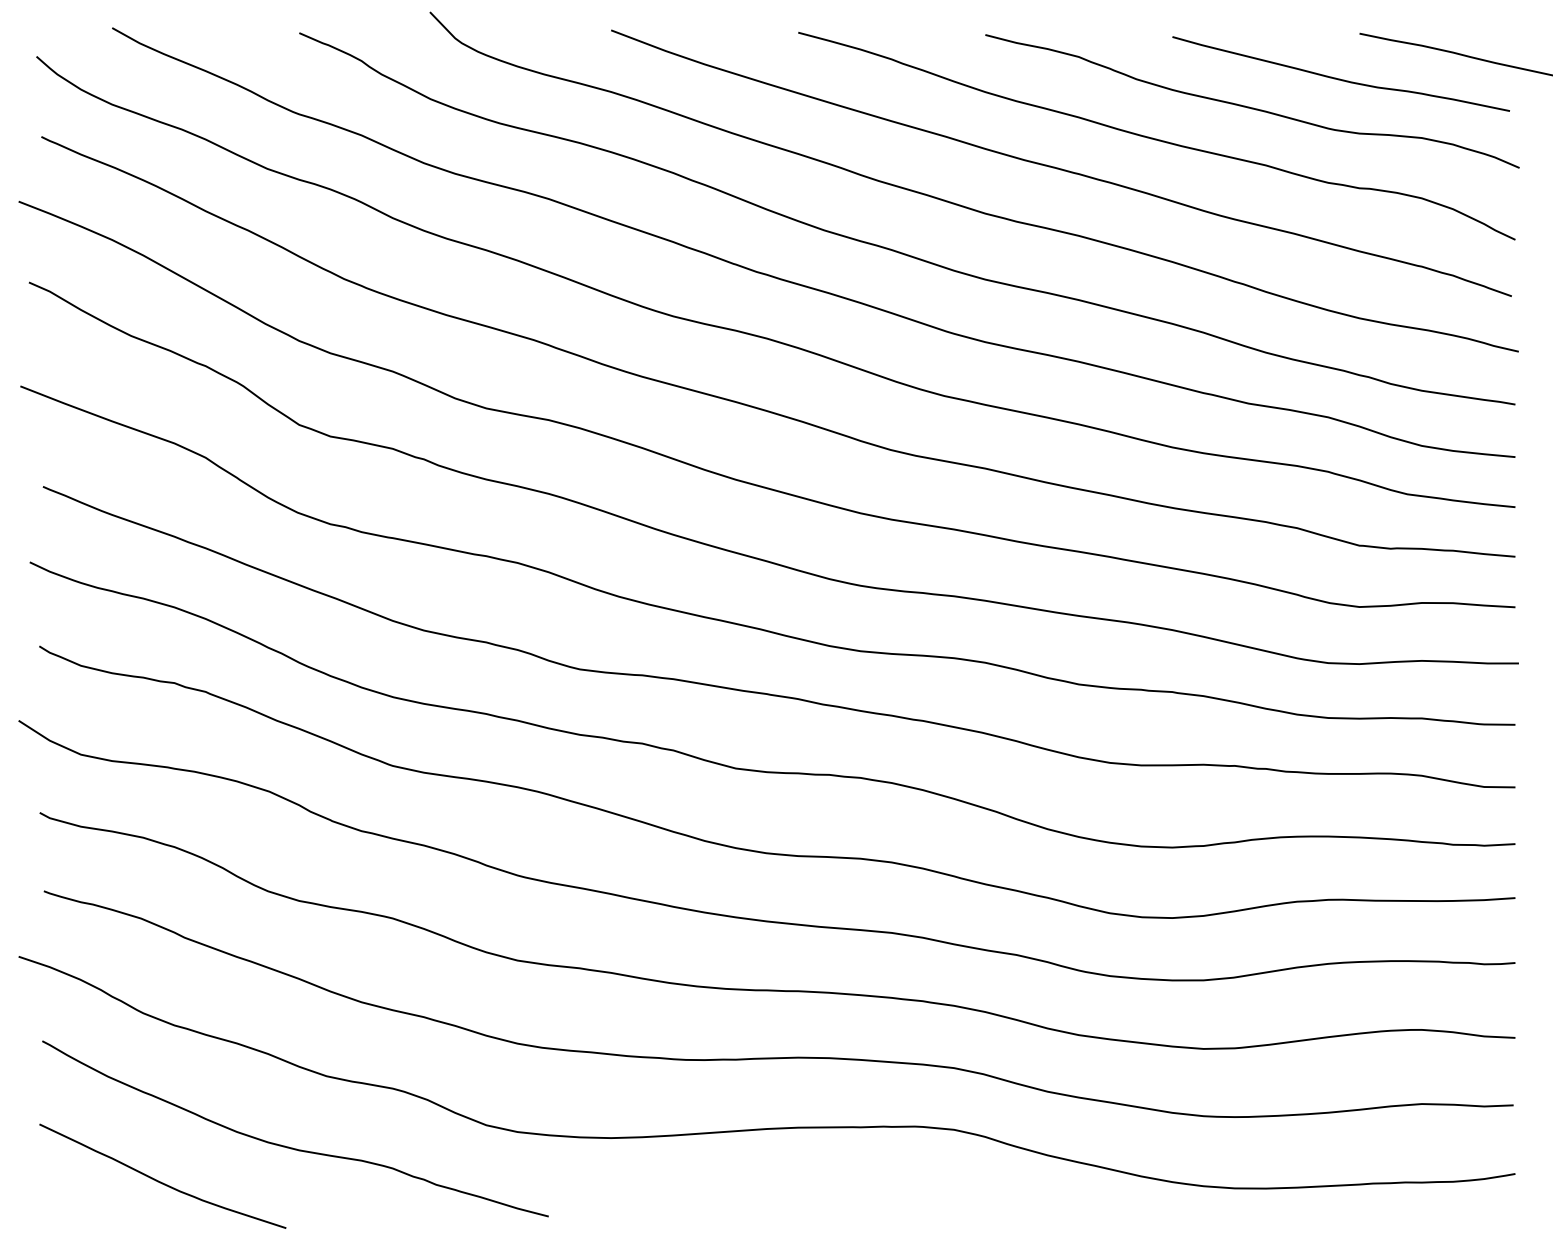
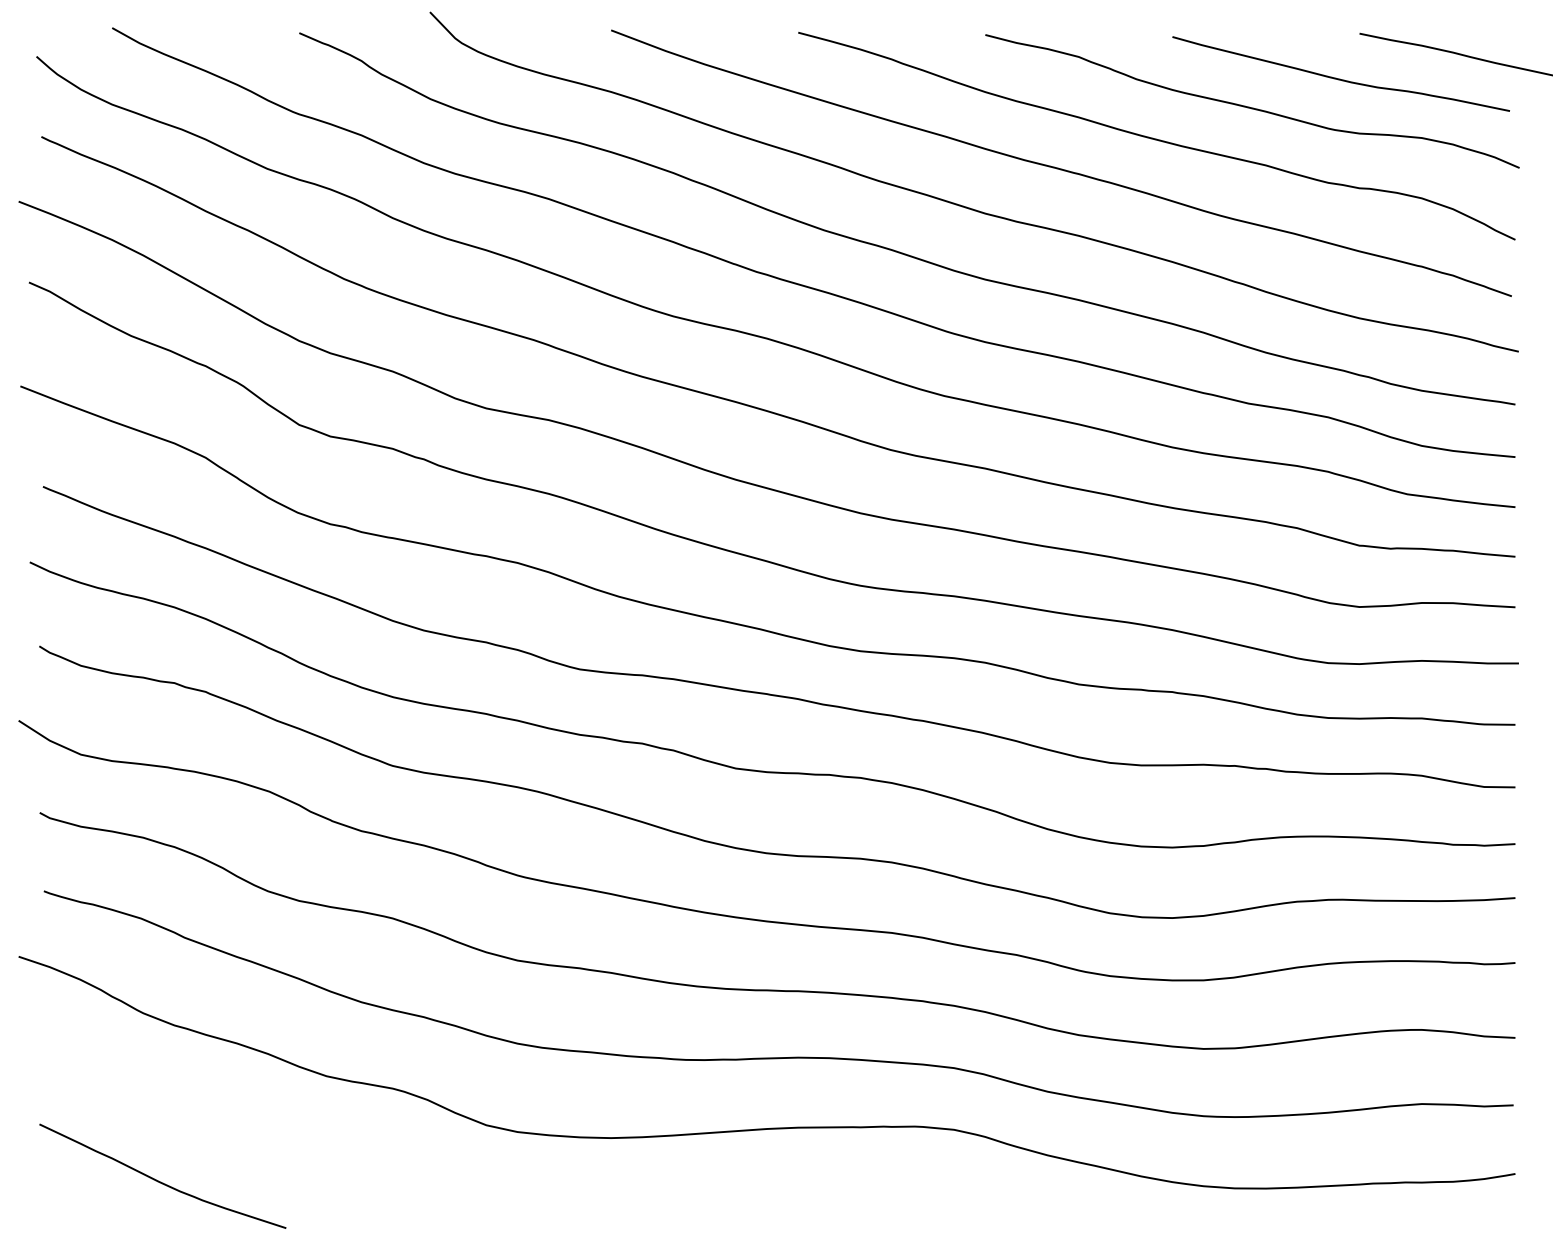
curve: present -> none (292, 1147)
